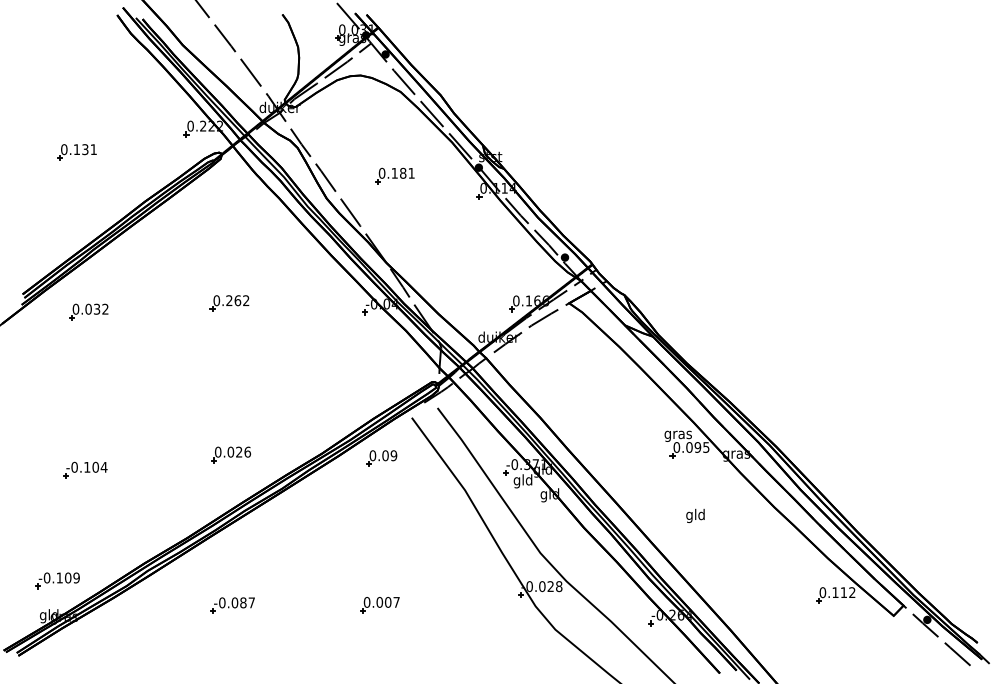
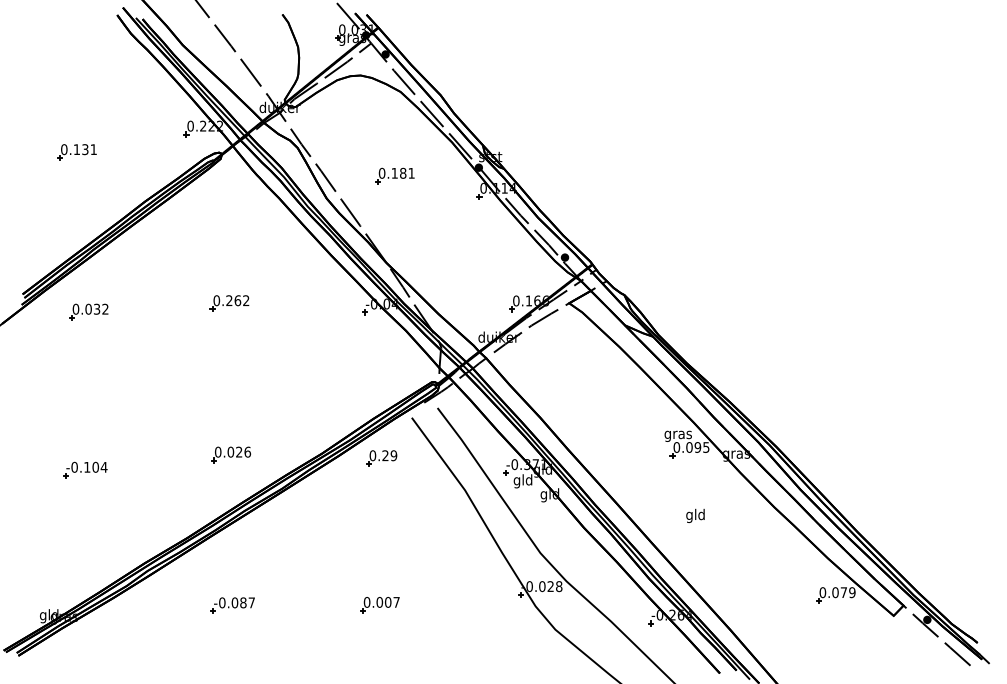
text: 0.09 -> 0.29 (385, 455)
part: present -> none (57, 580)
text: 0.112 -> 0.079 (843, 592)
